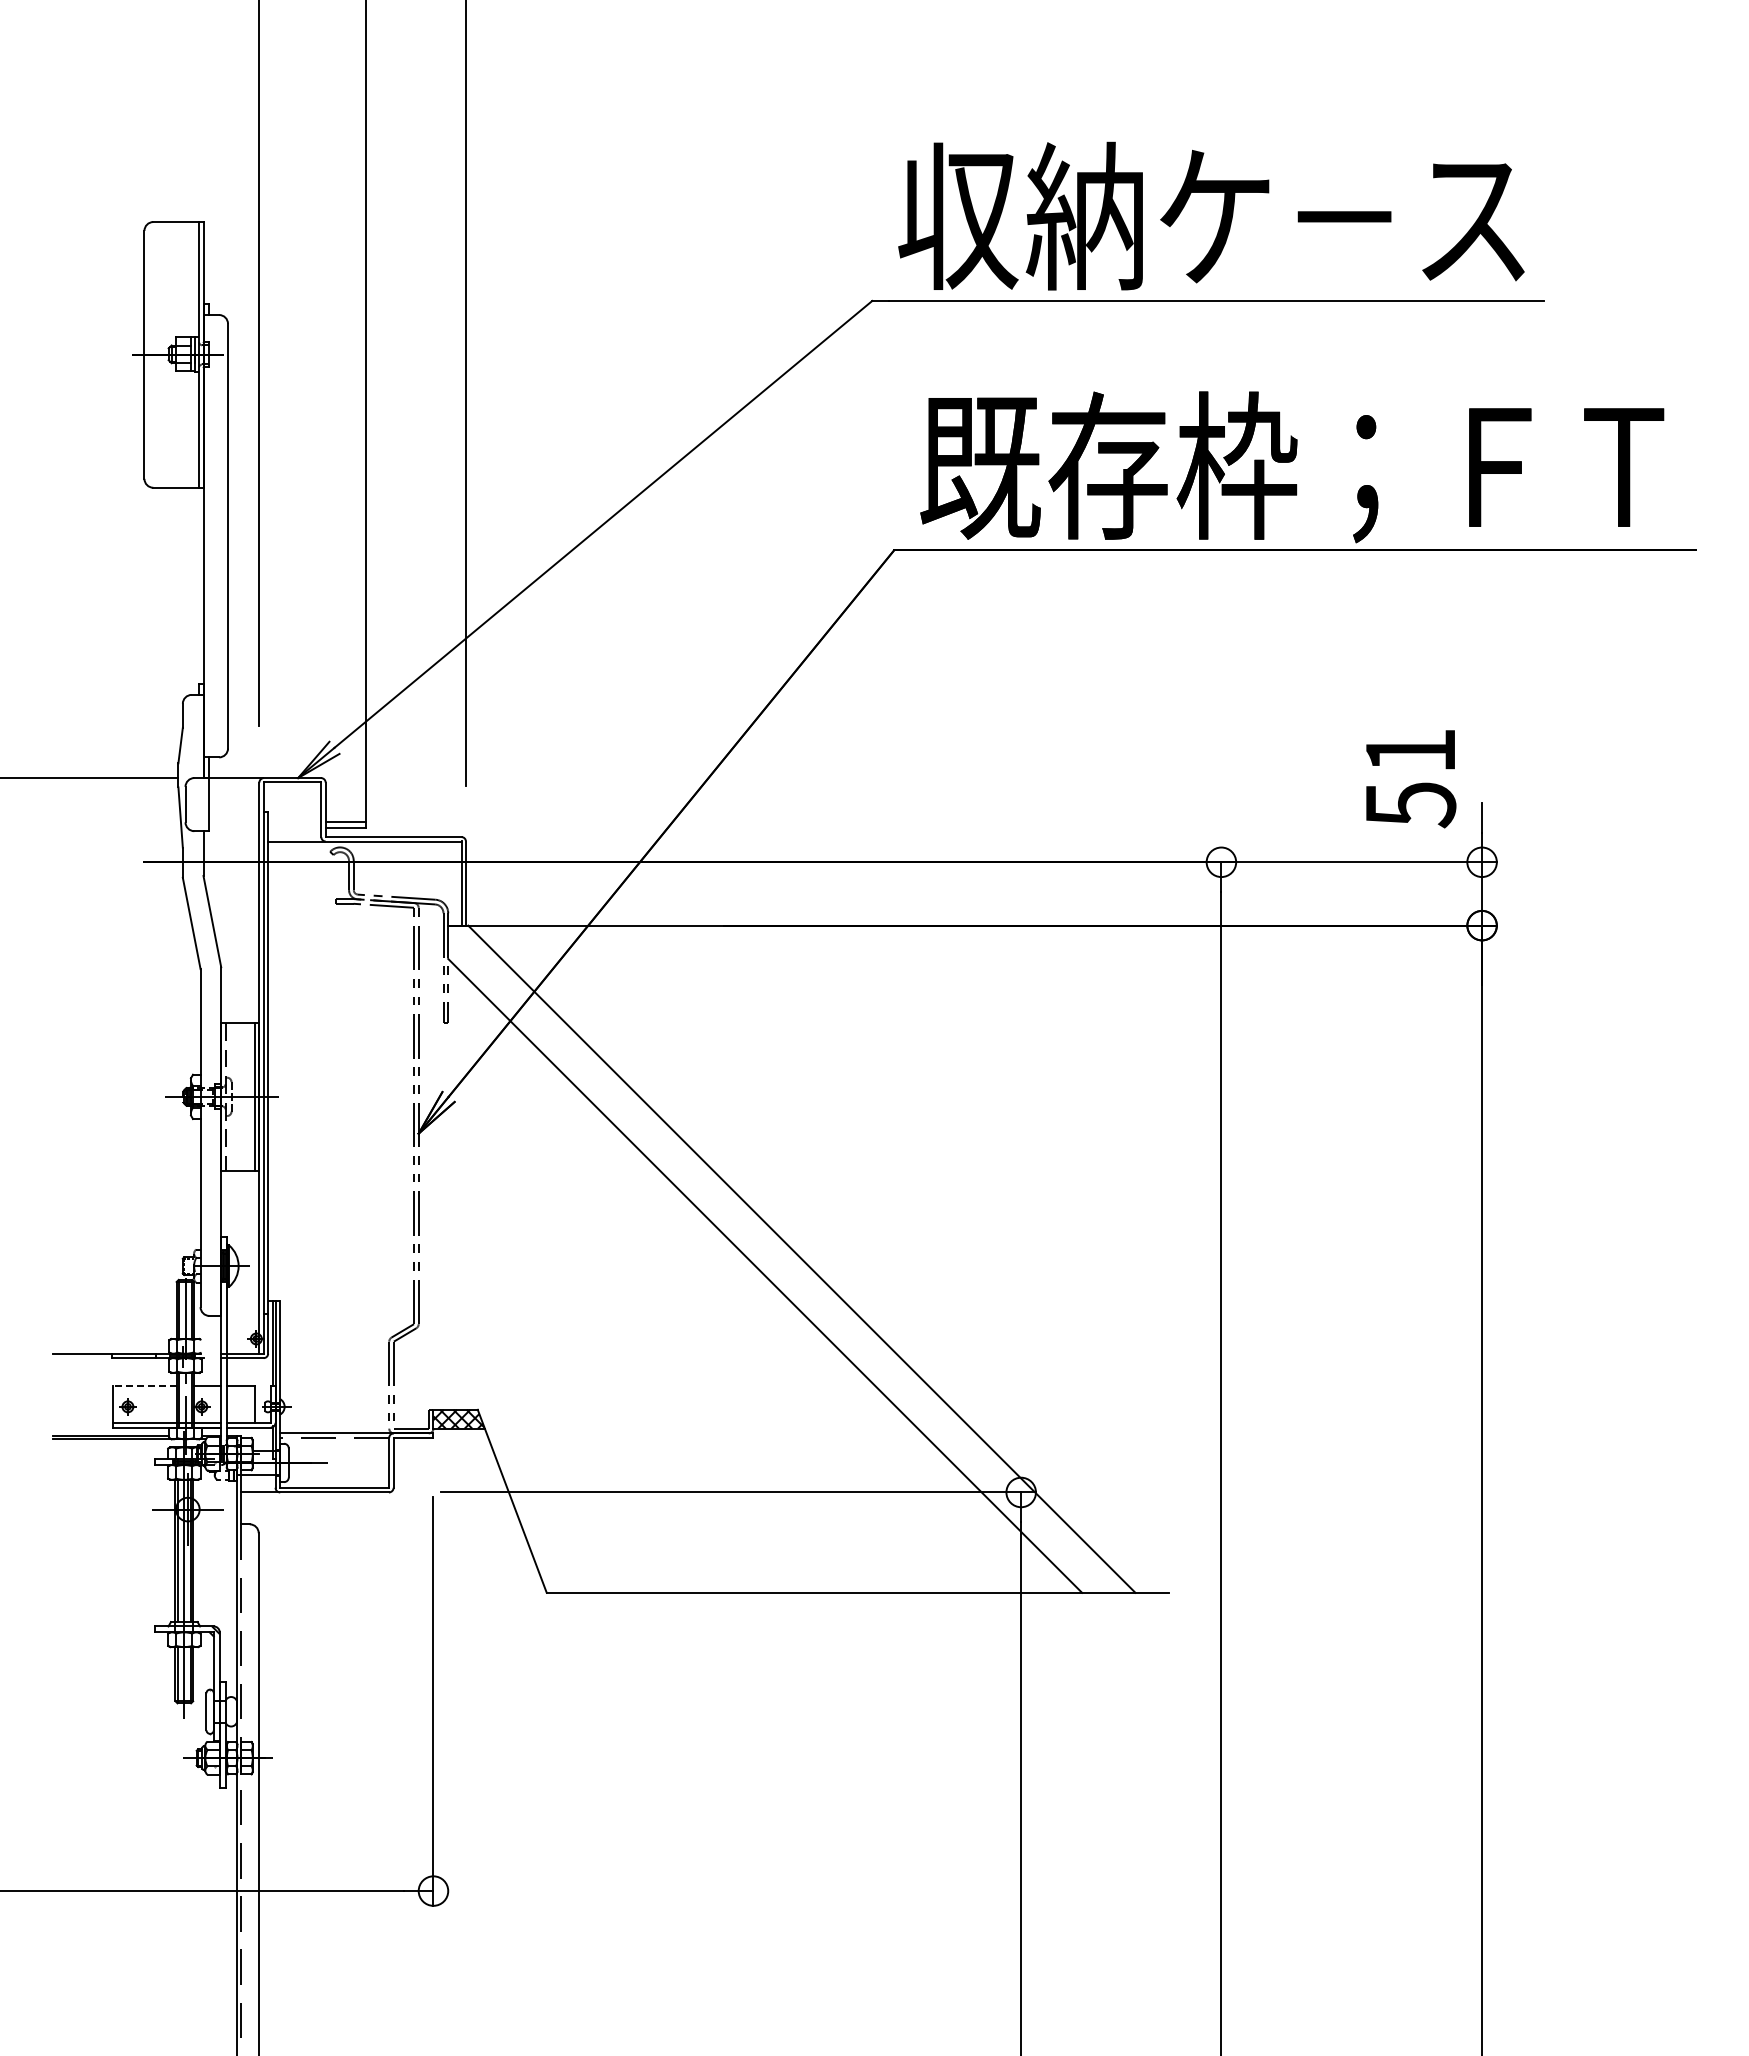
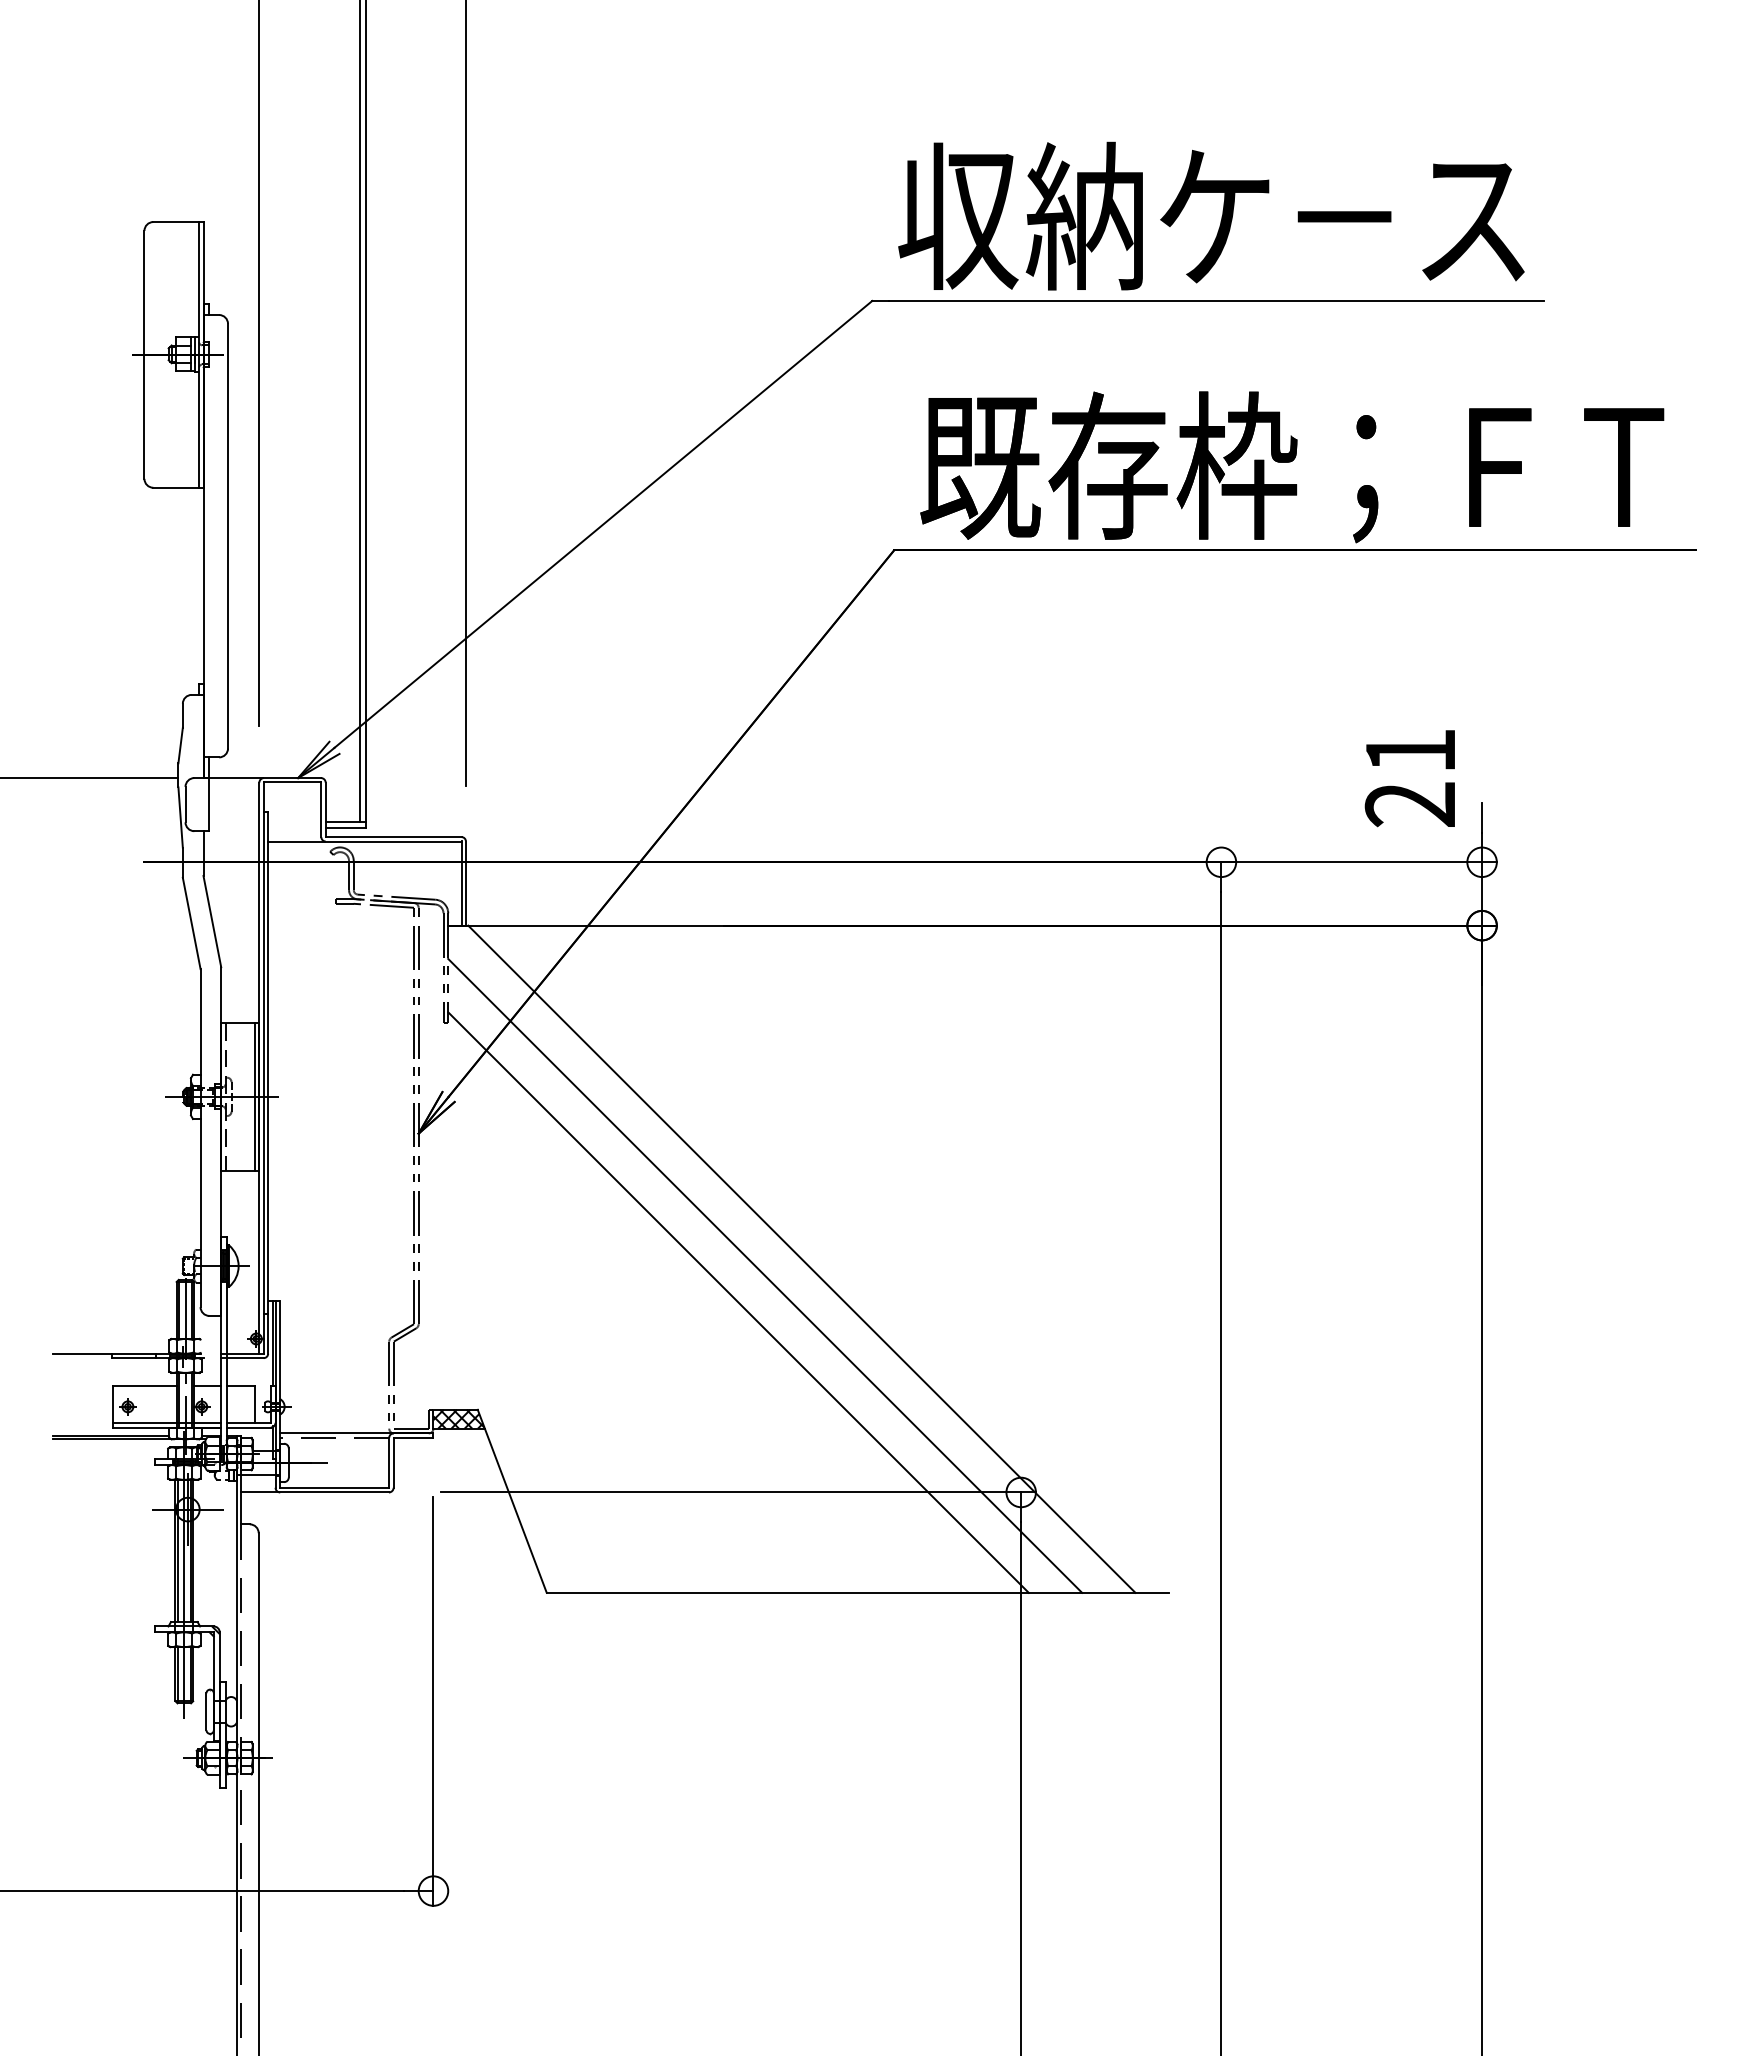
line: none -> present (360, 412)
text: 51 -> 21 (1410, 805)
line: none -> present (738, 1302)
line: dashed -> solid (144, 1386)
